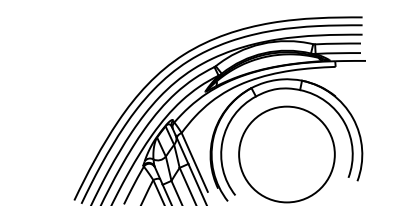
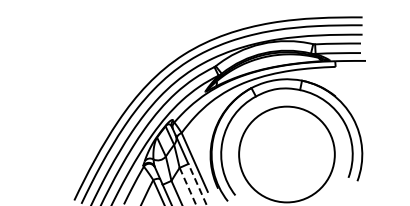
line: solid -> dashed (197, 184)
line: solid -> dashed (188, 187)
